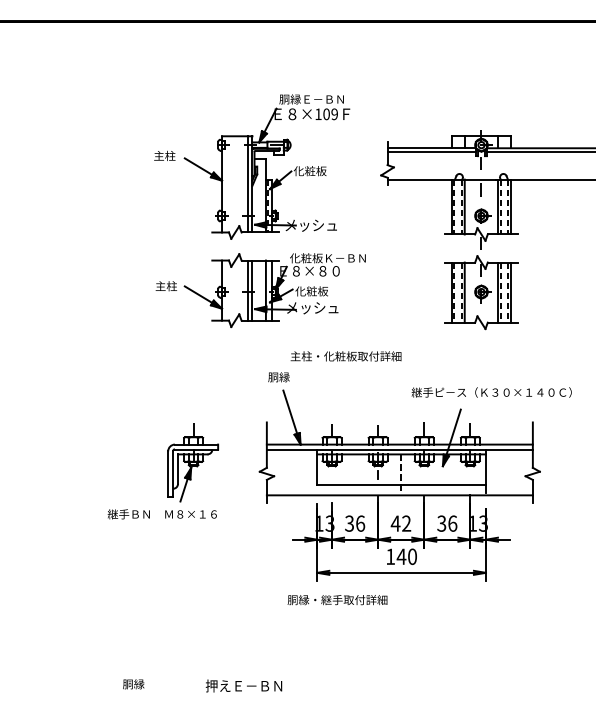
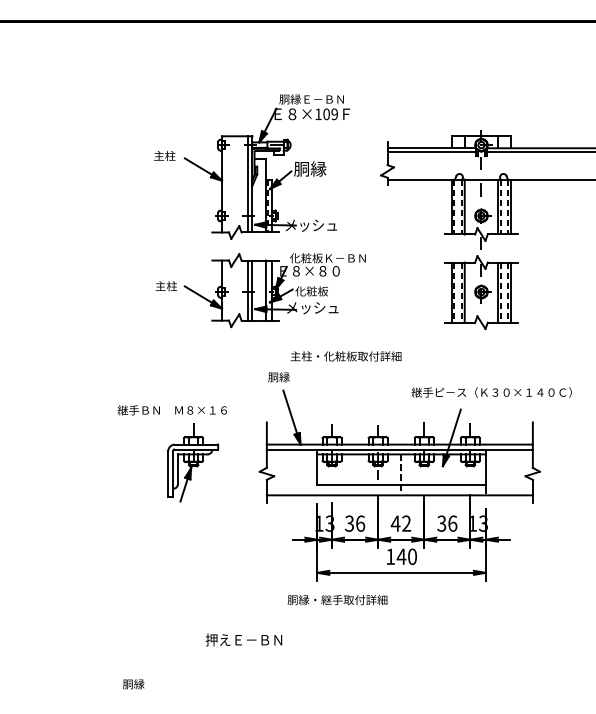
text: 化粧板 -> 胴縁 (309, 168)
text position: (161, 514) -> (171, 410) (171, 410)
text position: (243, 685) -> (243, 639) (243, 639)
